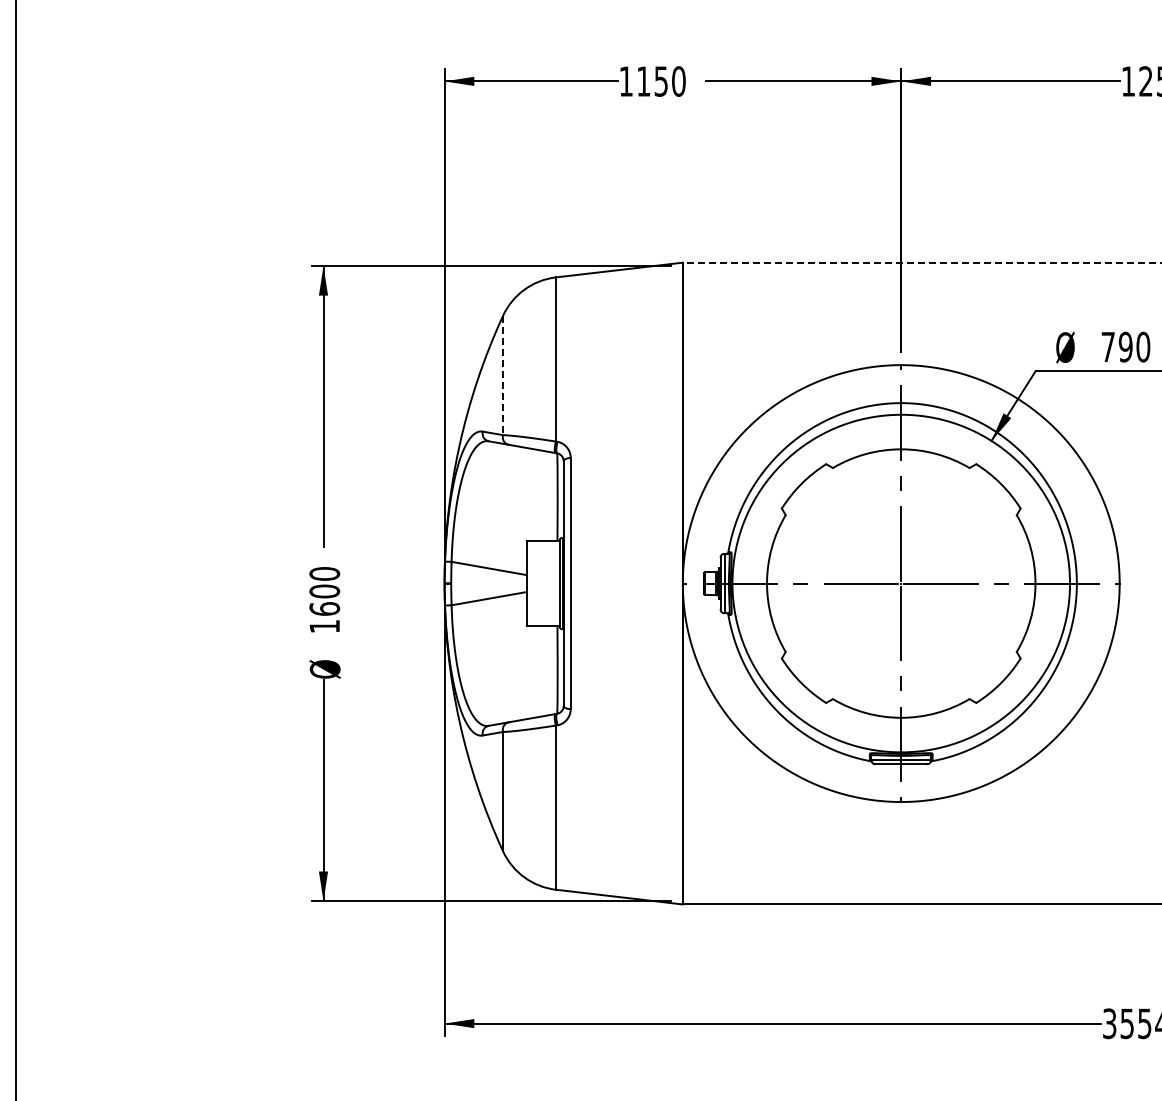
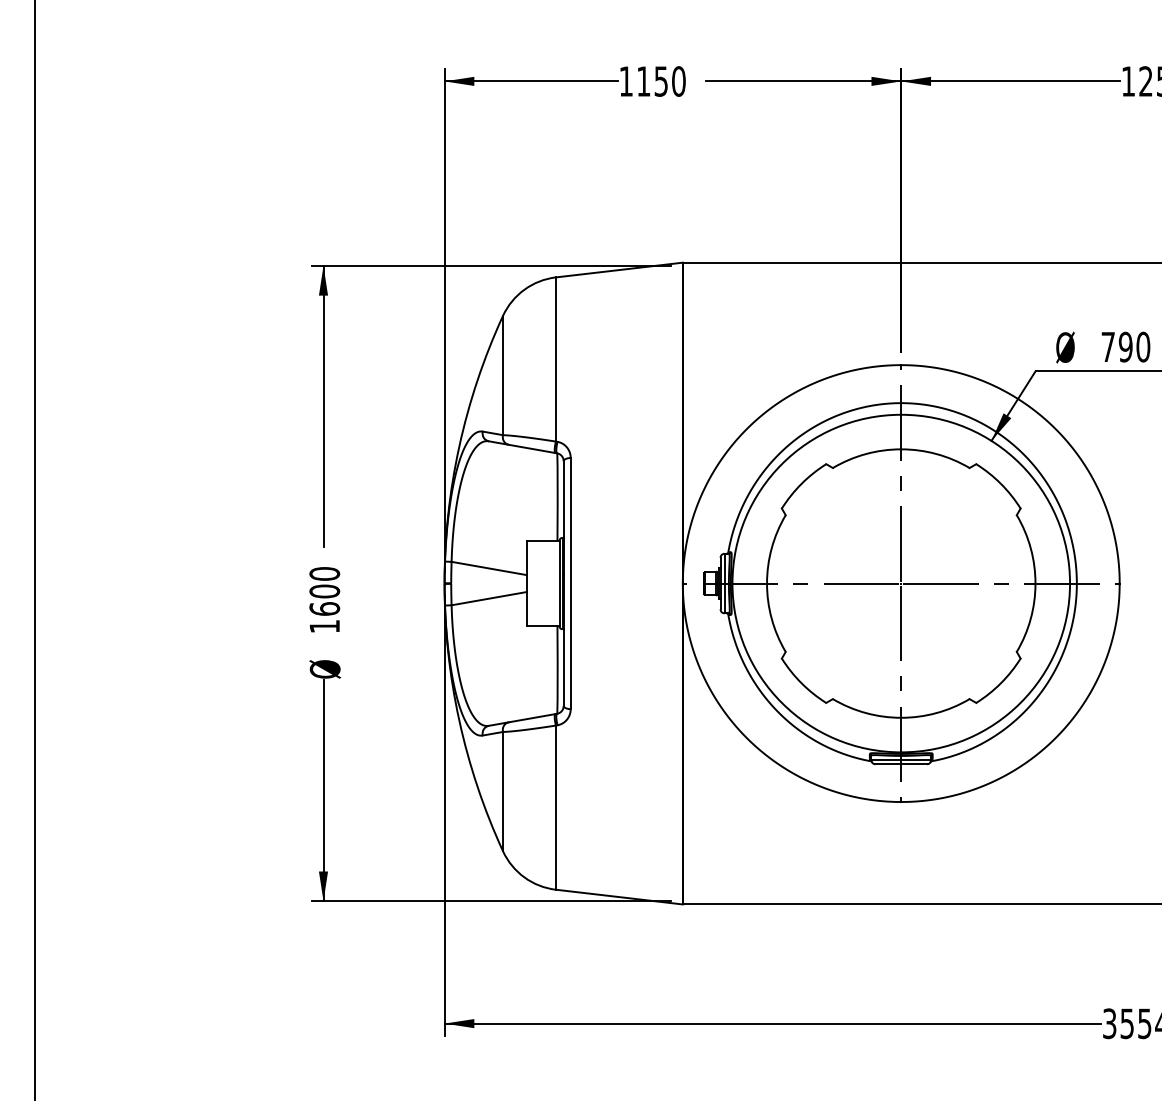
line: dashed -> solid (921, 262)
line: dashed -> solid (503, 375)
line position: (15, 549) -> (34, 549) (34, 549)
